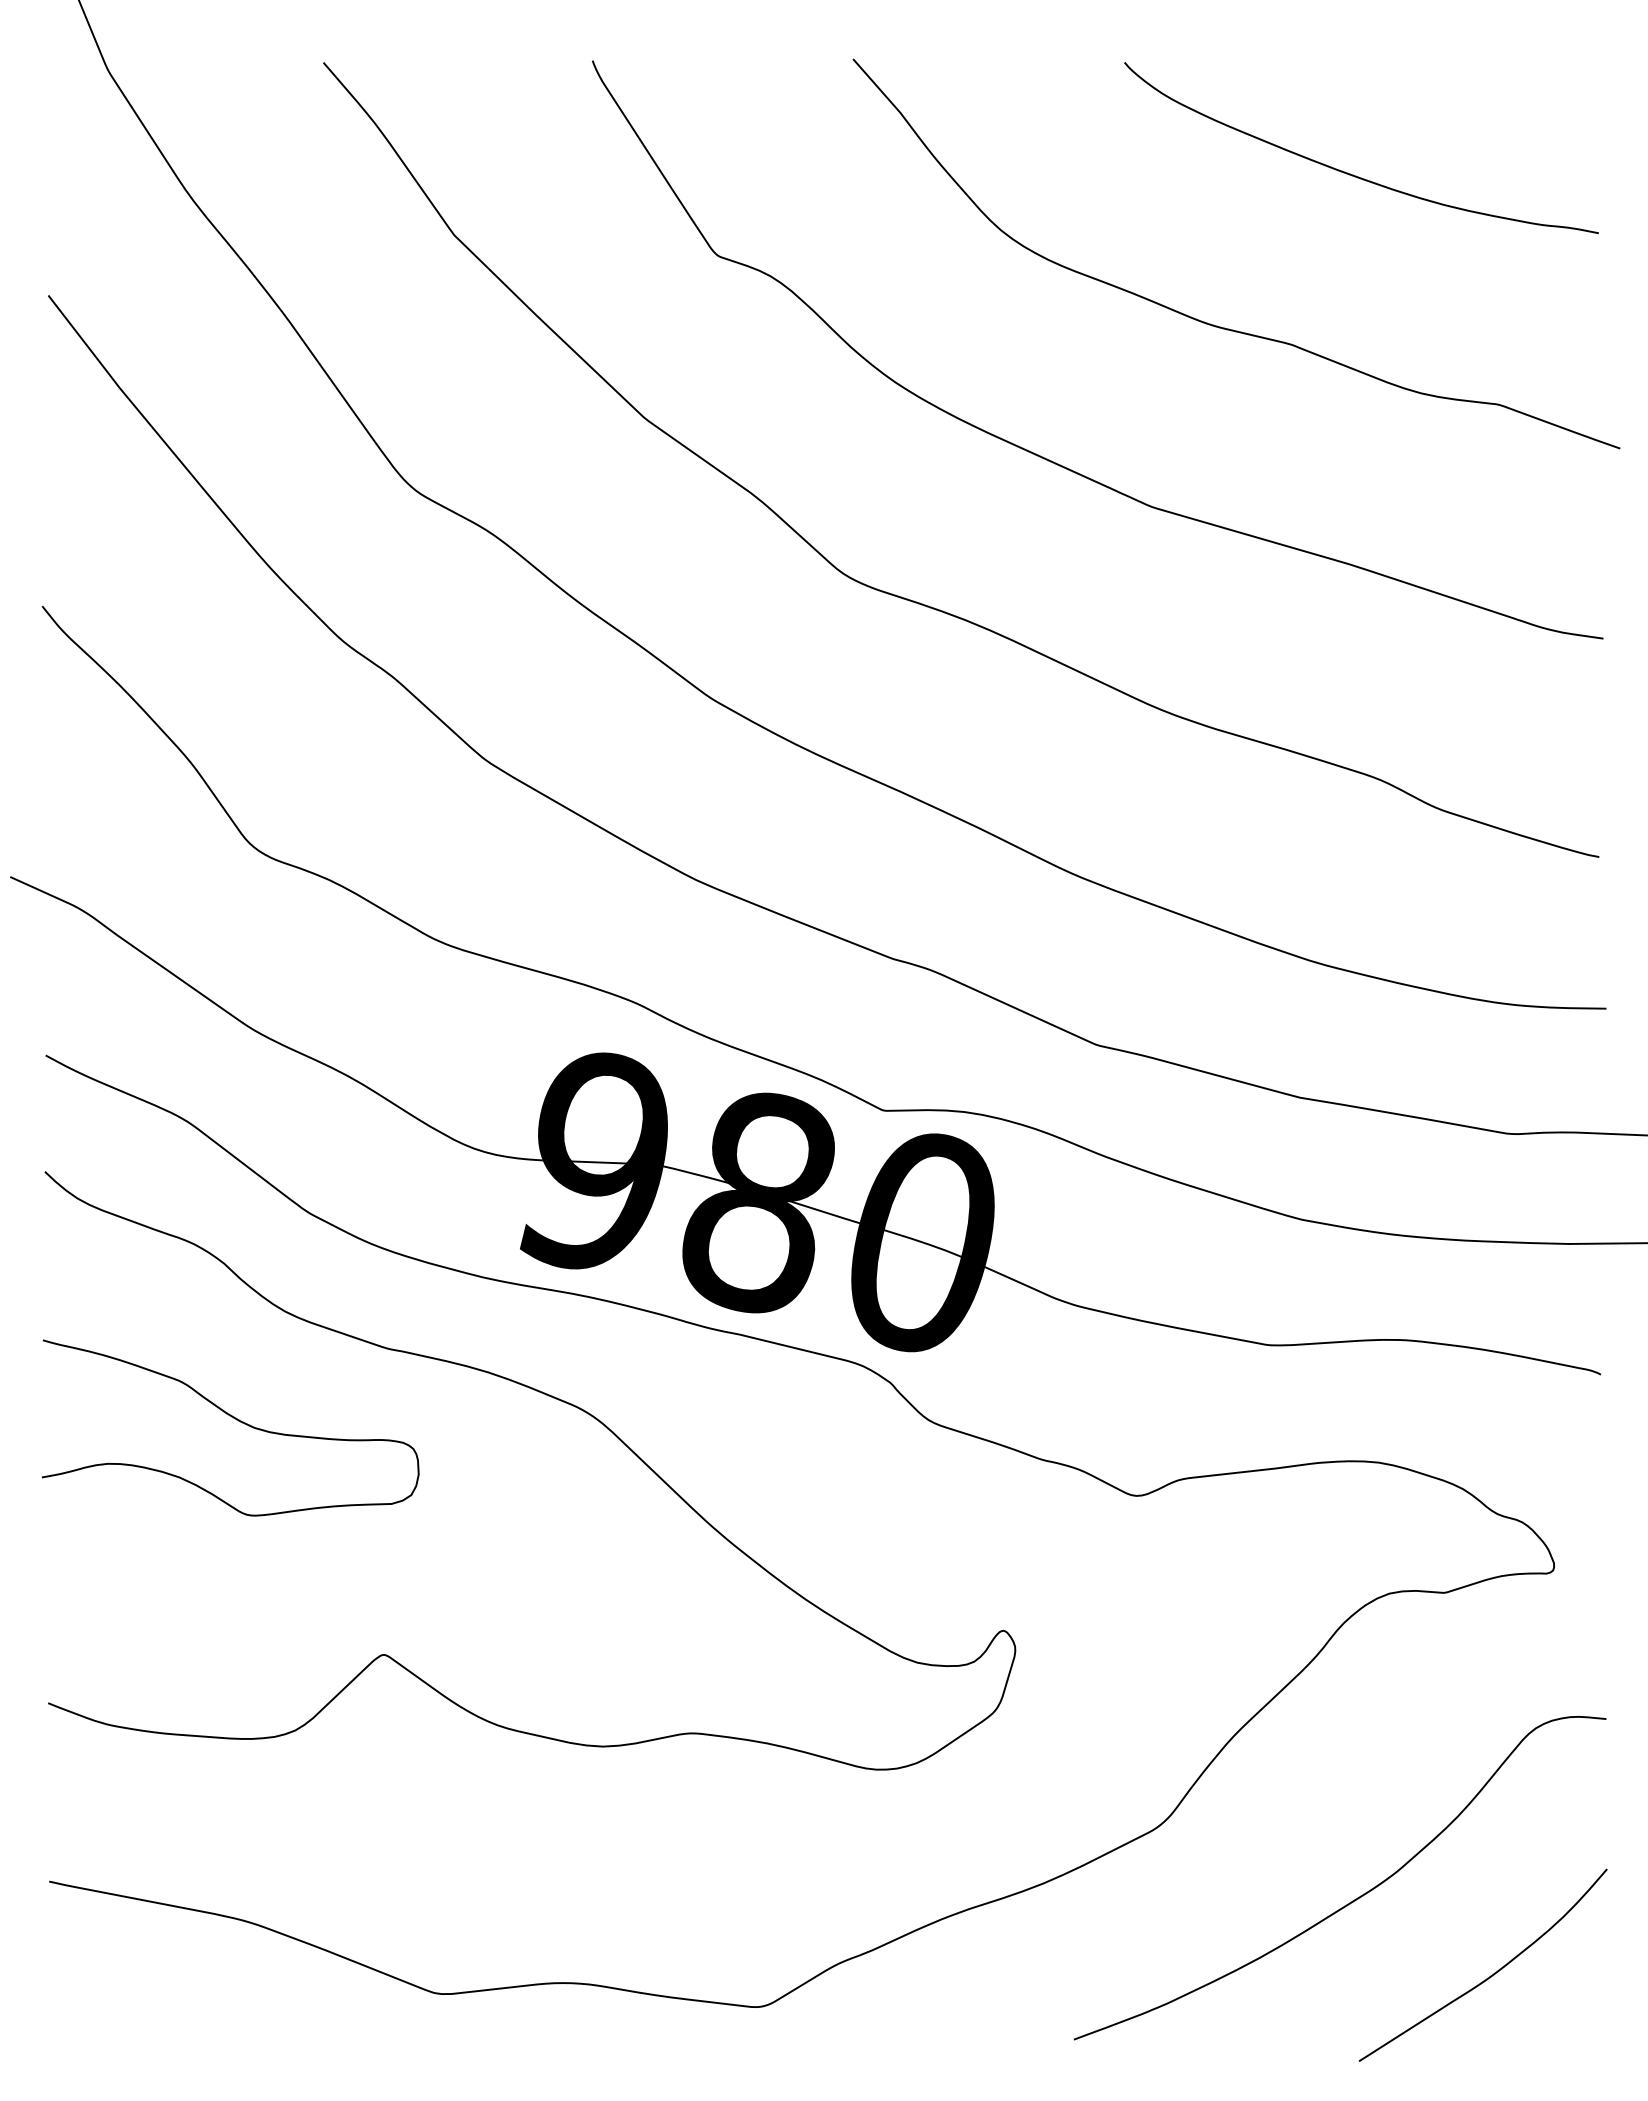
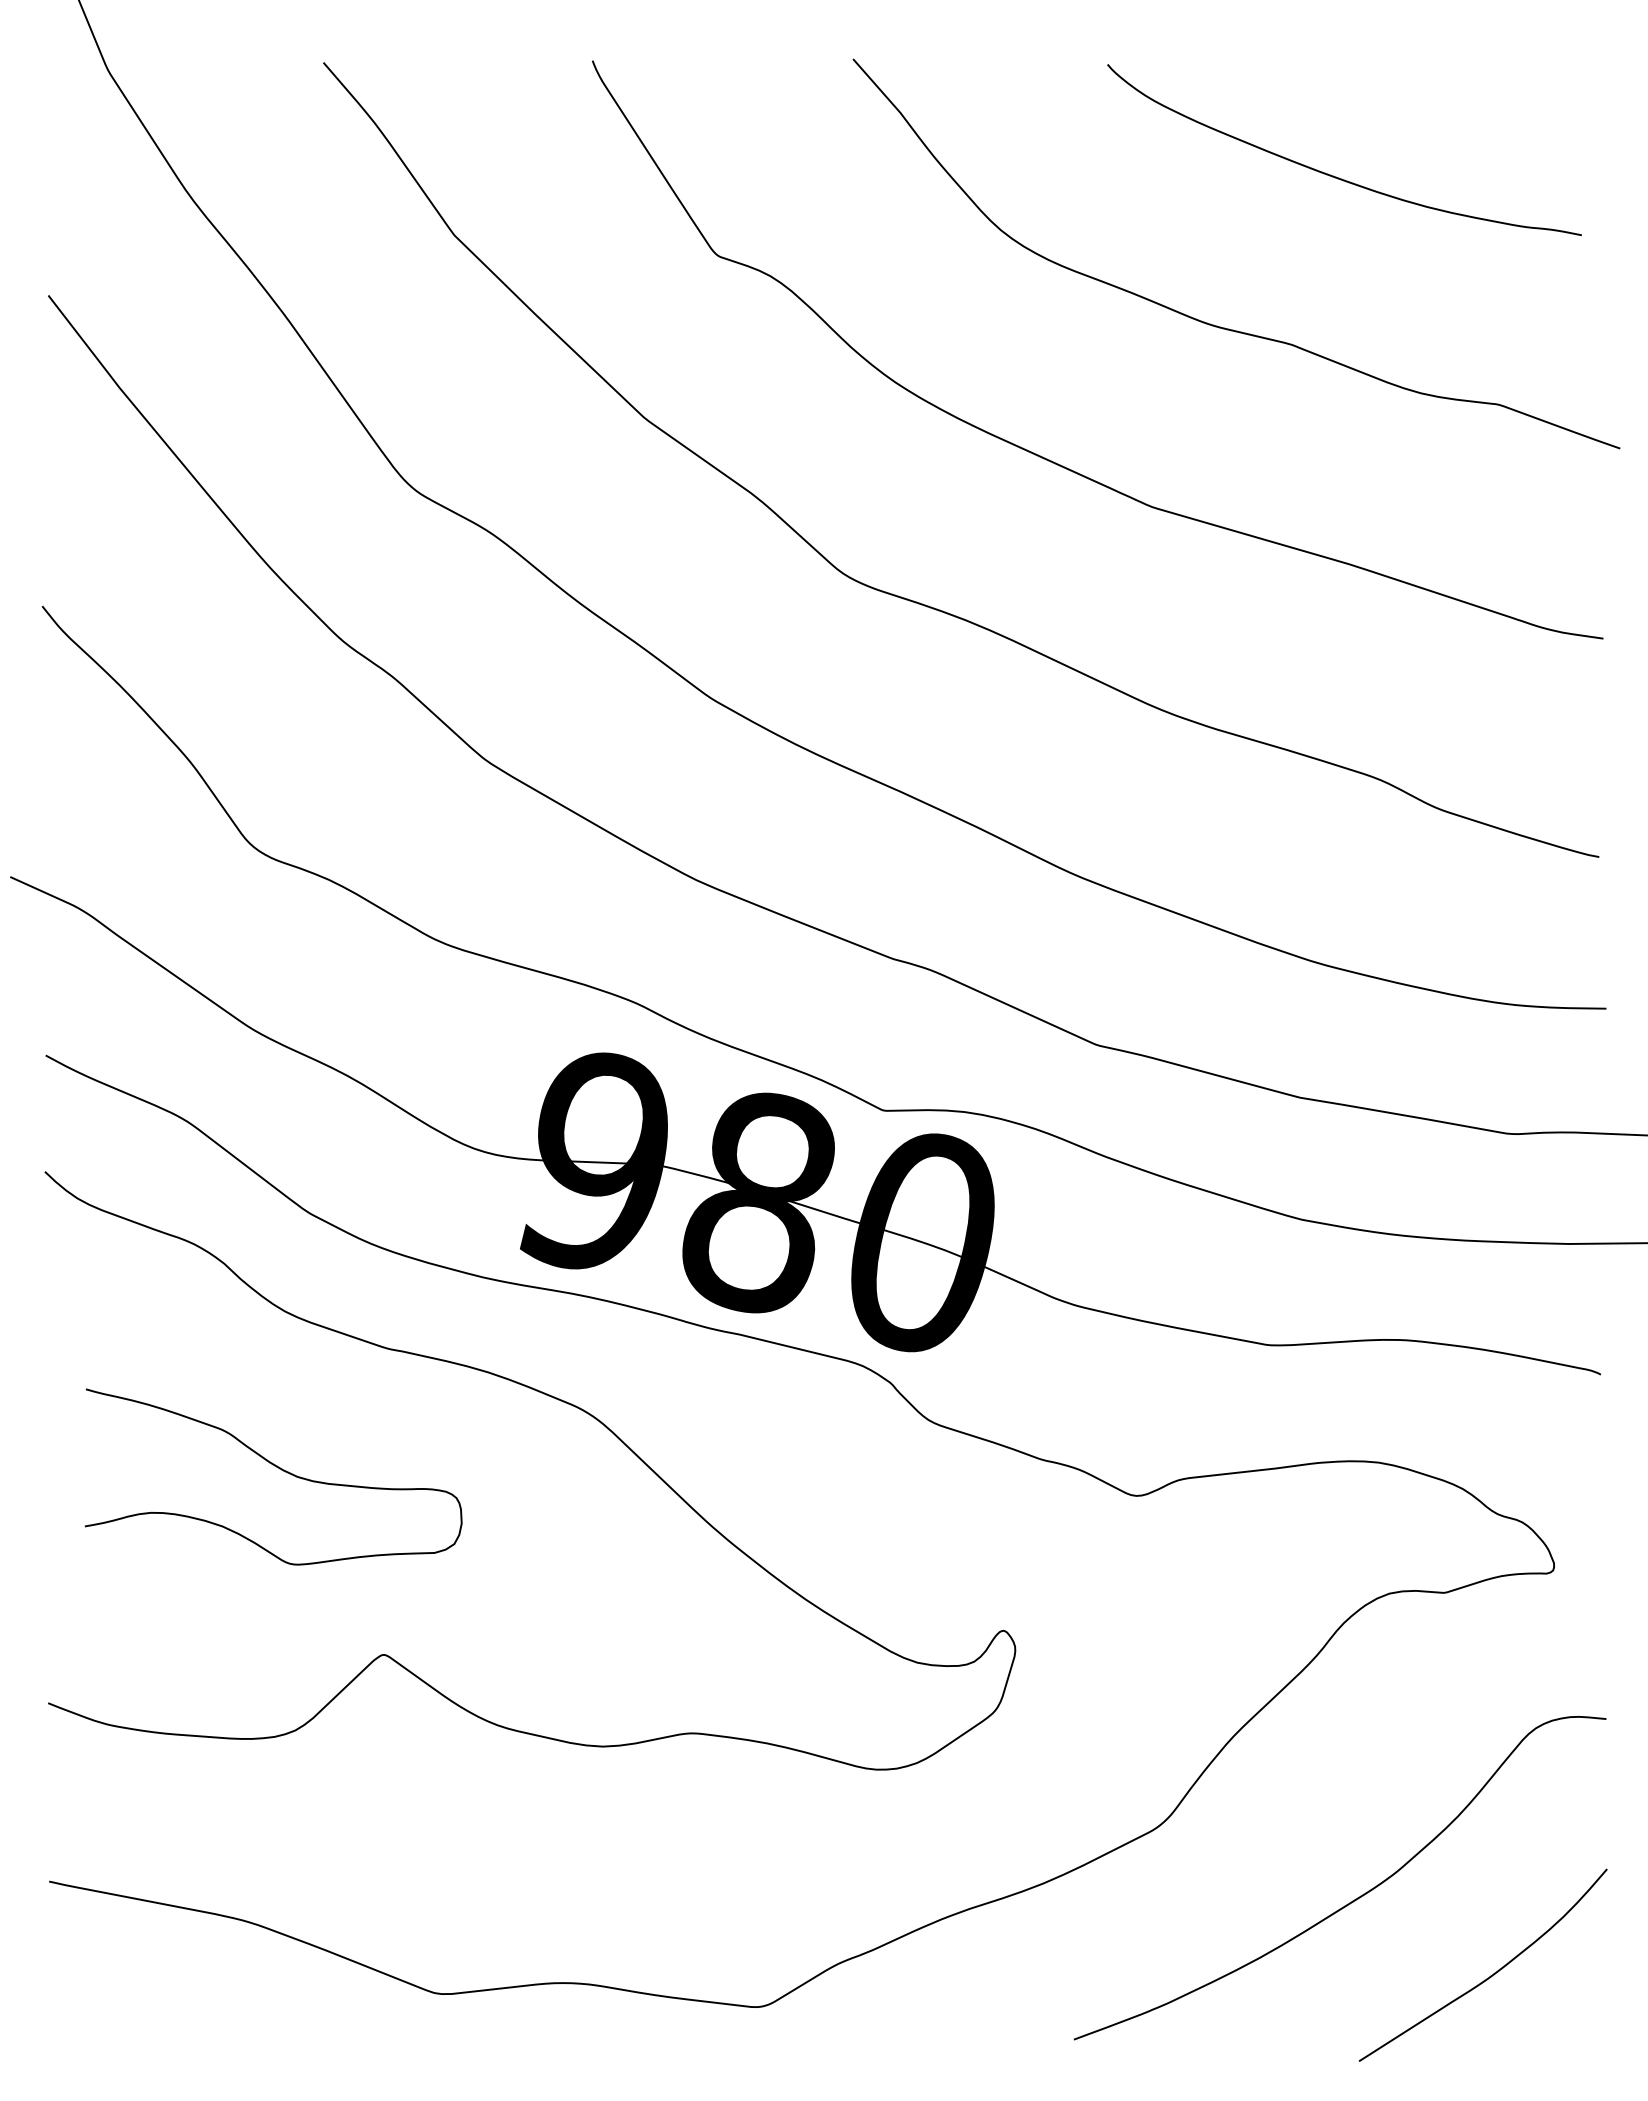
curve position: (1353, 174) -> (1336, 176) (1336, 176)
curve position: (236, 1420) -> (279, 1469) (279, 1469)
